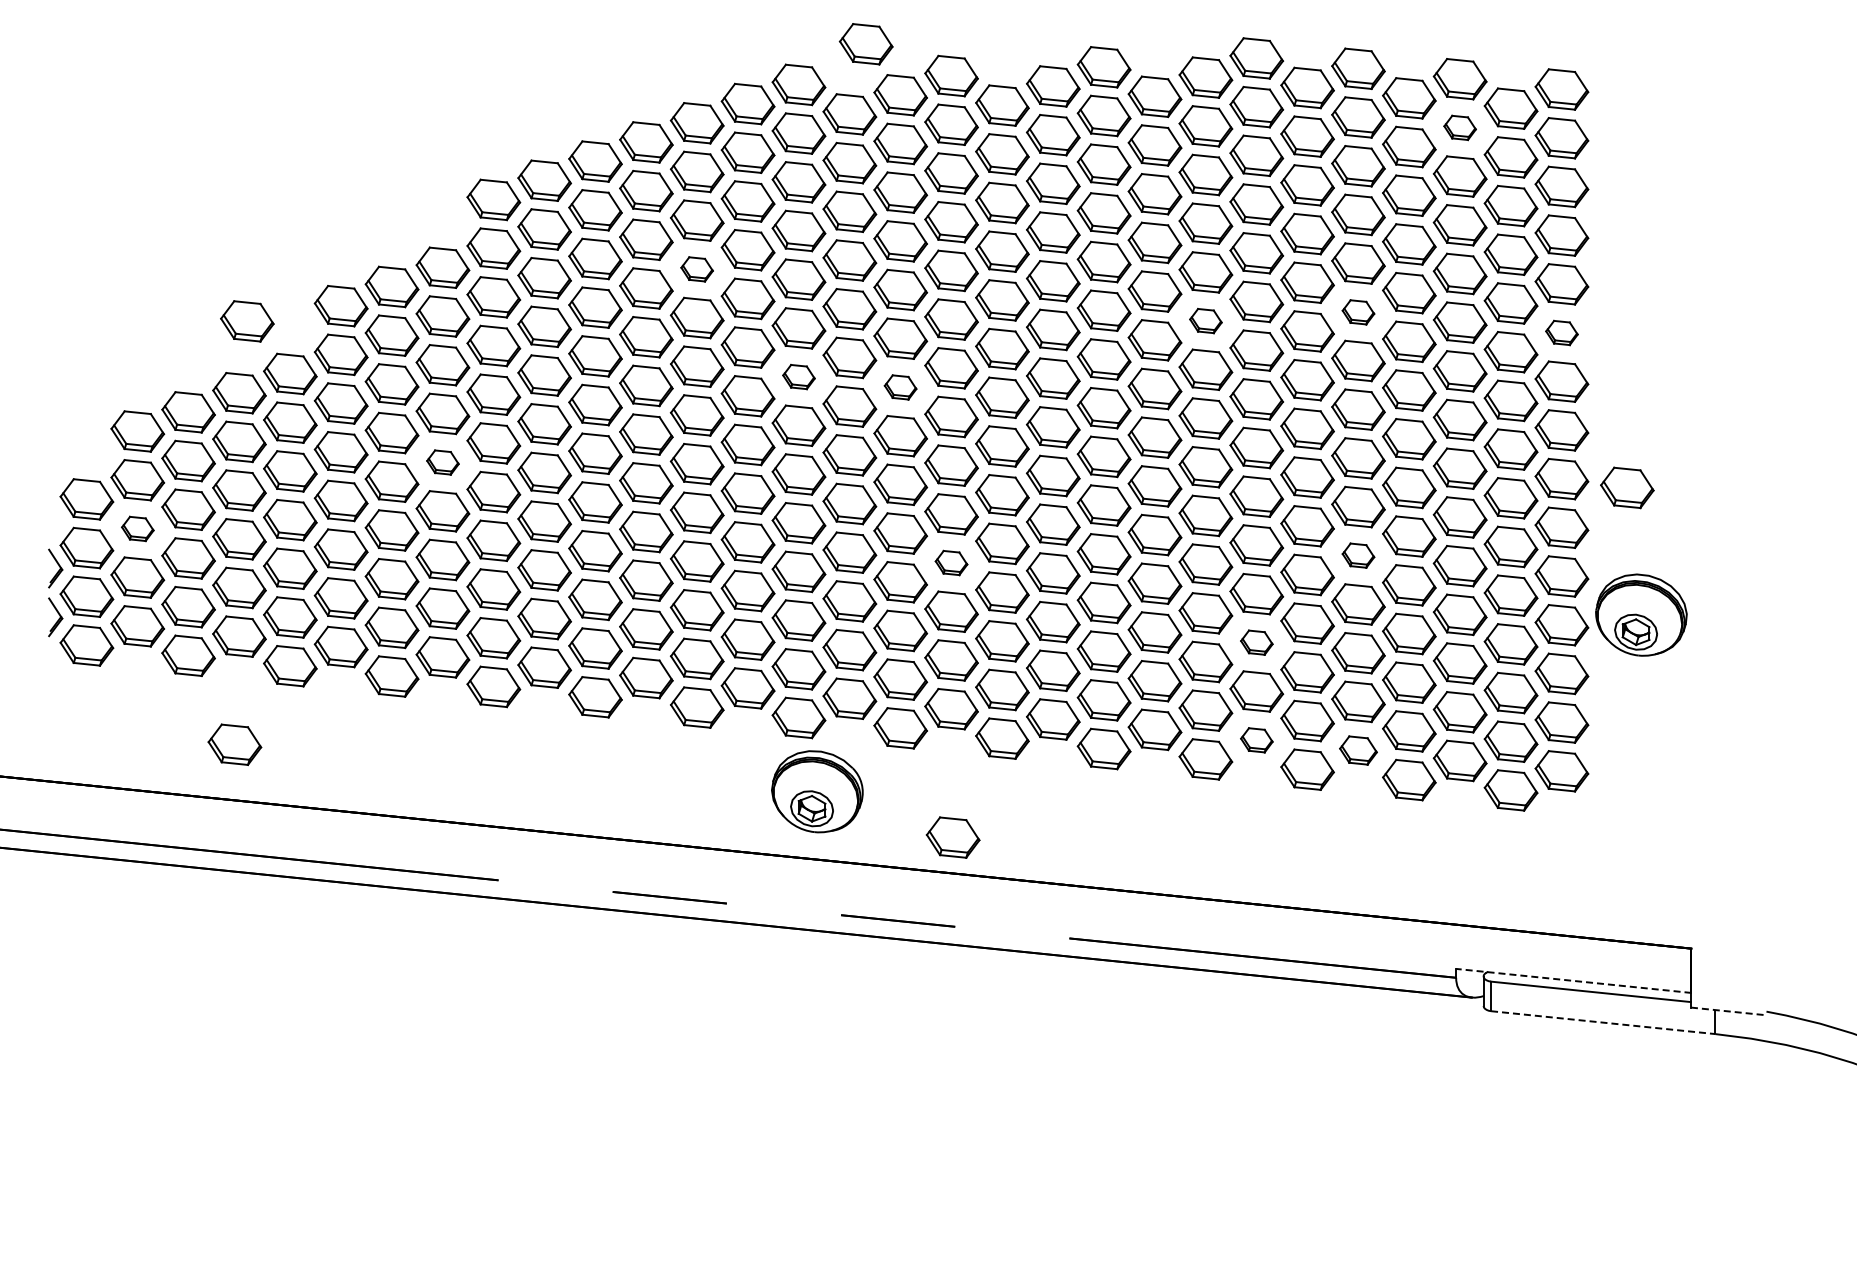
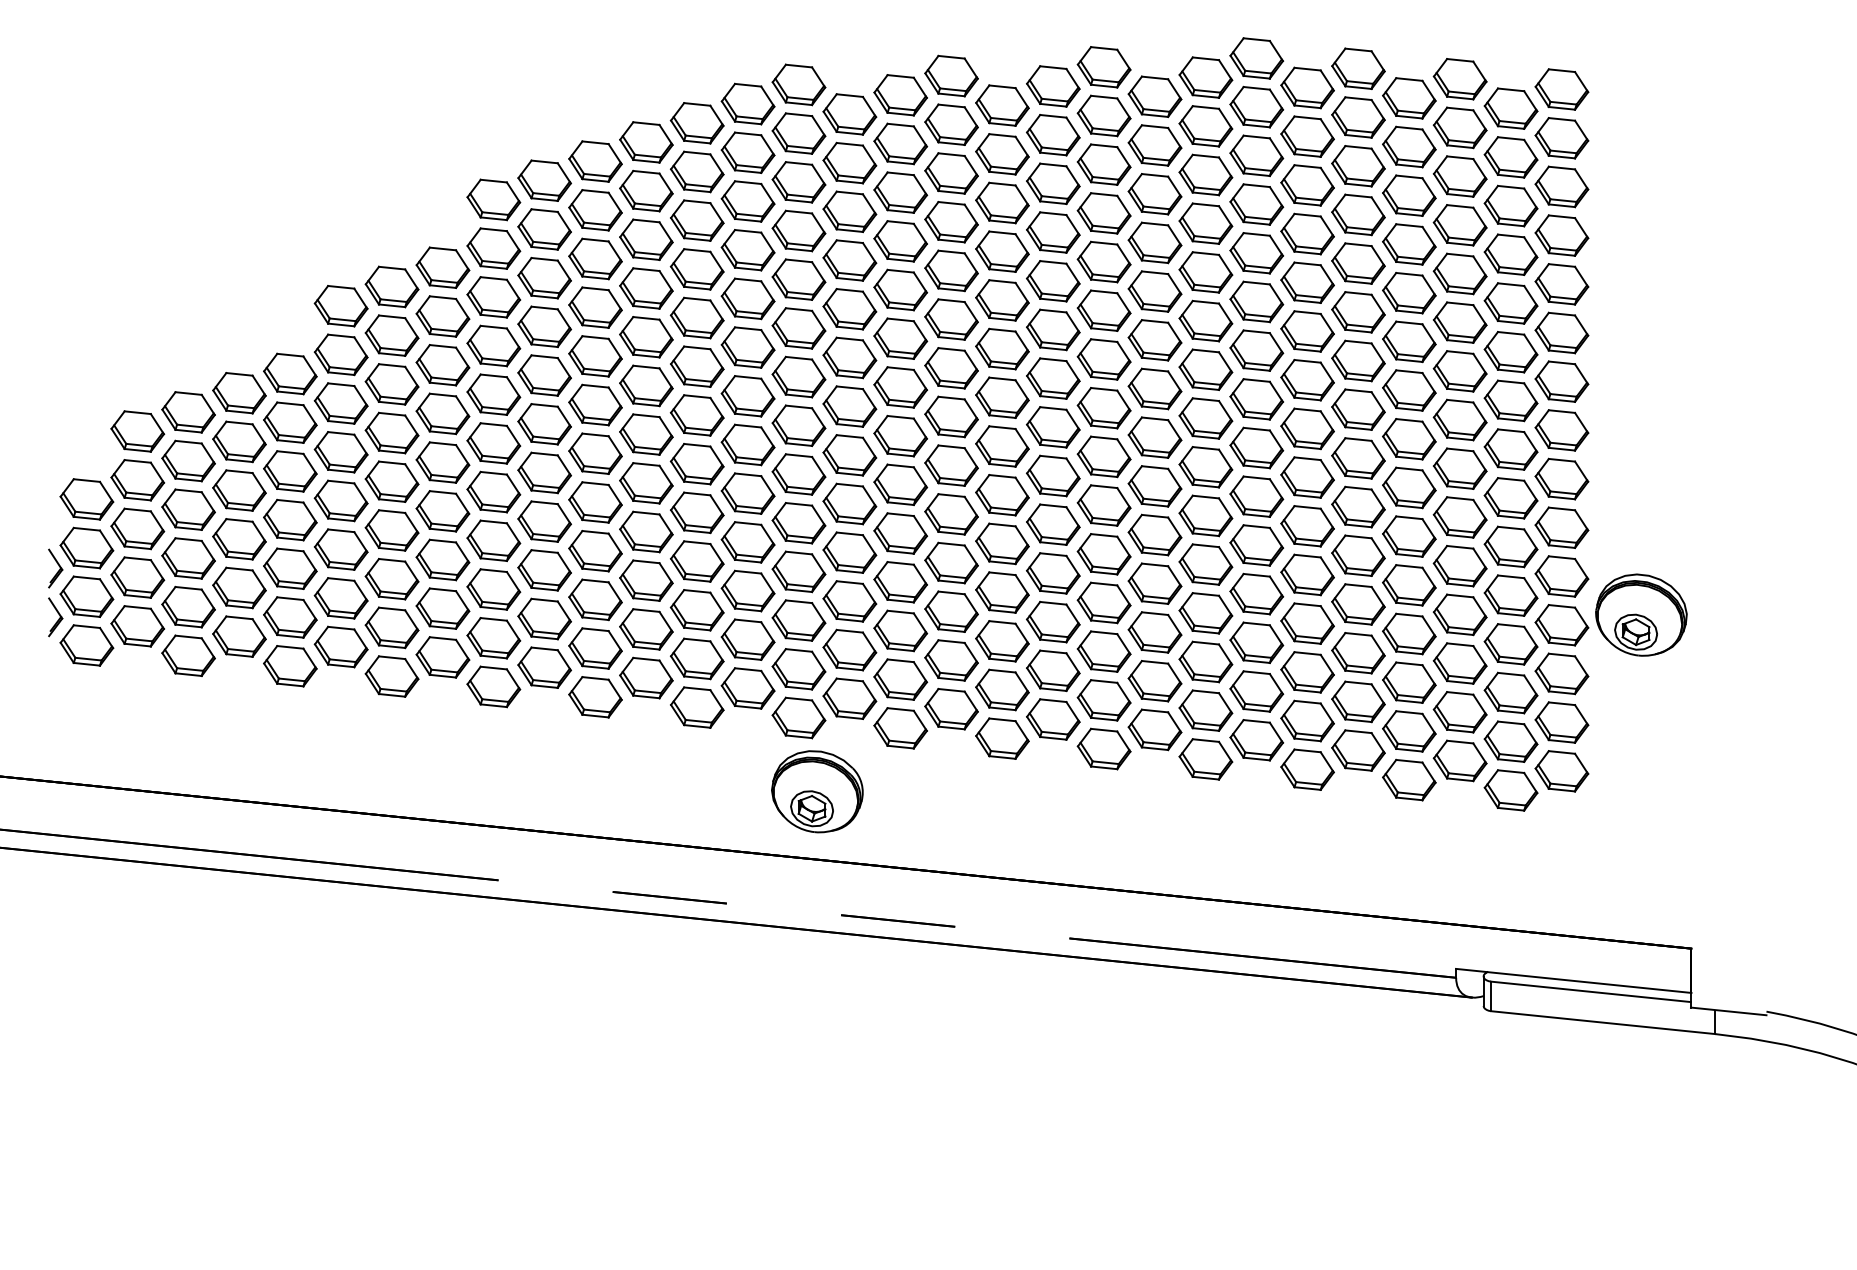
part: present -> none (865, 44)
part size: 34x28 px -> 56x44 px (1459, 127)
part size: 34x27 px -> 56x43 px (696, 269)
part size: 35x27 px -> 55x43 px (1358, 312)
part: present -> none (247, 321)
part size: 34x27 px -> 56x44 px (1205, 320)
part size: 34x28 px -> 56x44 px (1561, 332)
part size: 34x27 px -> 56x44 px (798, 376)
part size: 35x27 px -> 55x43 px (900, 387)
part size: 34x27 px -> 56x43 px (442, 462)
part: present -> none (1627, 487)
part size: 34x28 px -> 56x44 px (137, 528)
part size: 35x27 px -> 55x43 px (1358, 555)
part size: 35x28 px -> 55x44 px (951, 562)
part size: 34x27 px -> 56x43 px (1256, 642)
part size: 34x27 px -> 56x43 px (1256, 740)
part: present -> none (234, 744)
part size: 39x31 px -> 55x43 px (1358, 750)
part: present -> none (952, 837)
line: dashed -> solid (1573, 980)
line: dashed -> solid (1728, 1011)
line: dashed -> solid (1603, 1022)
